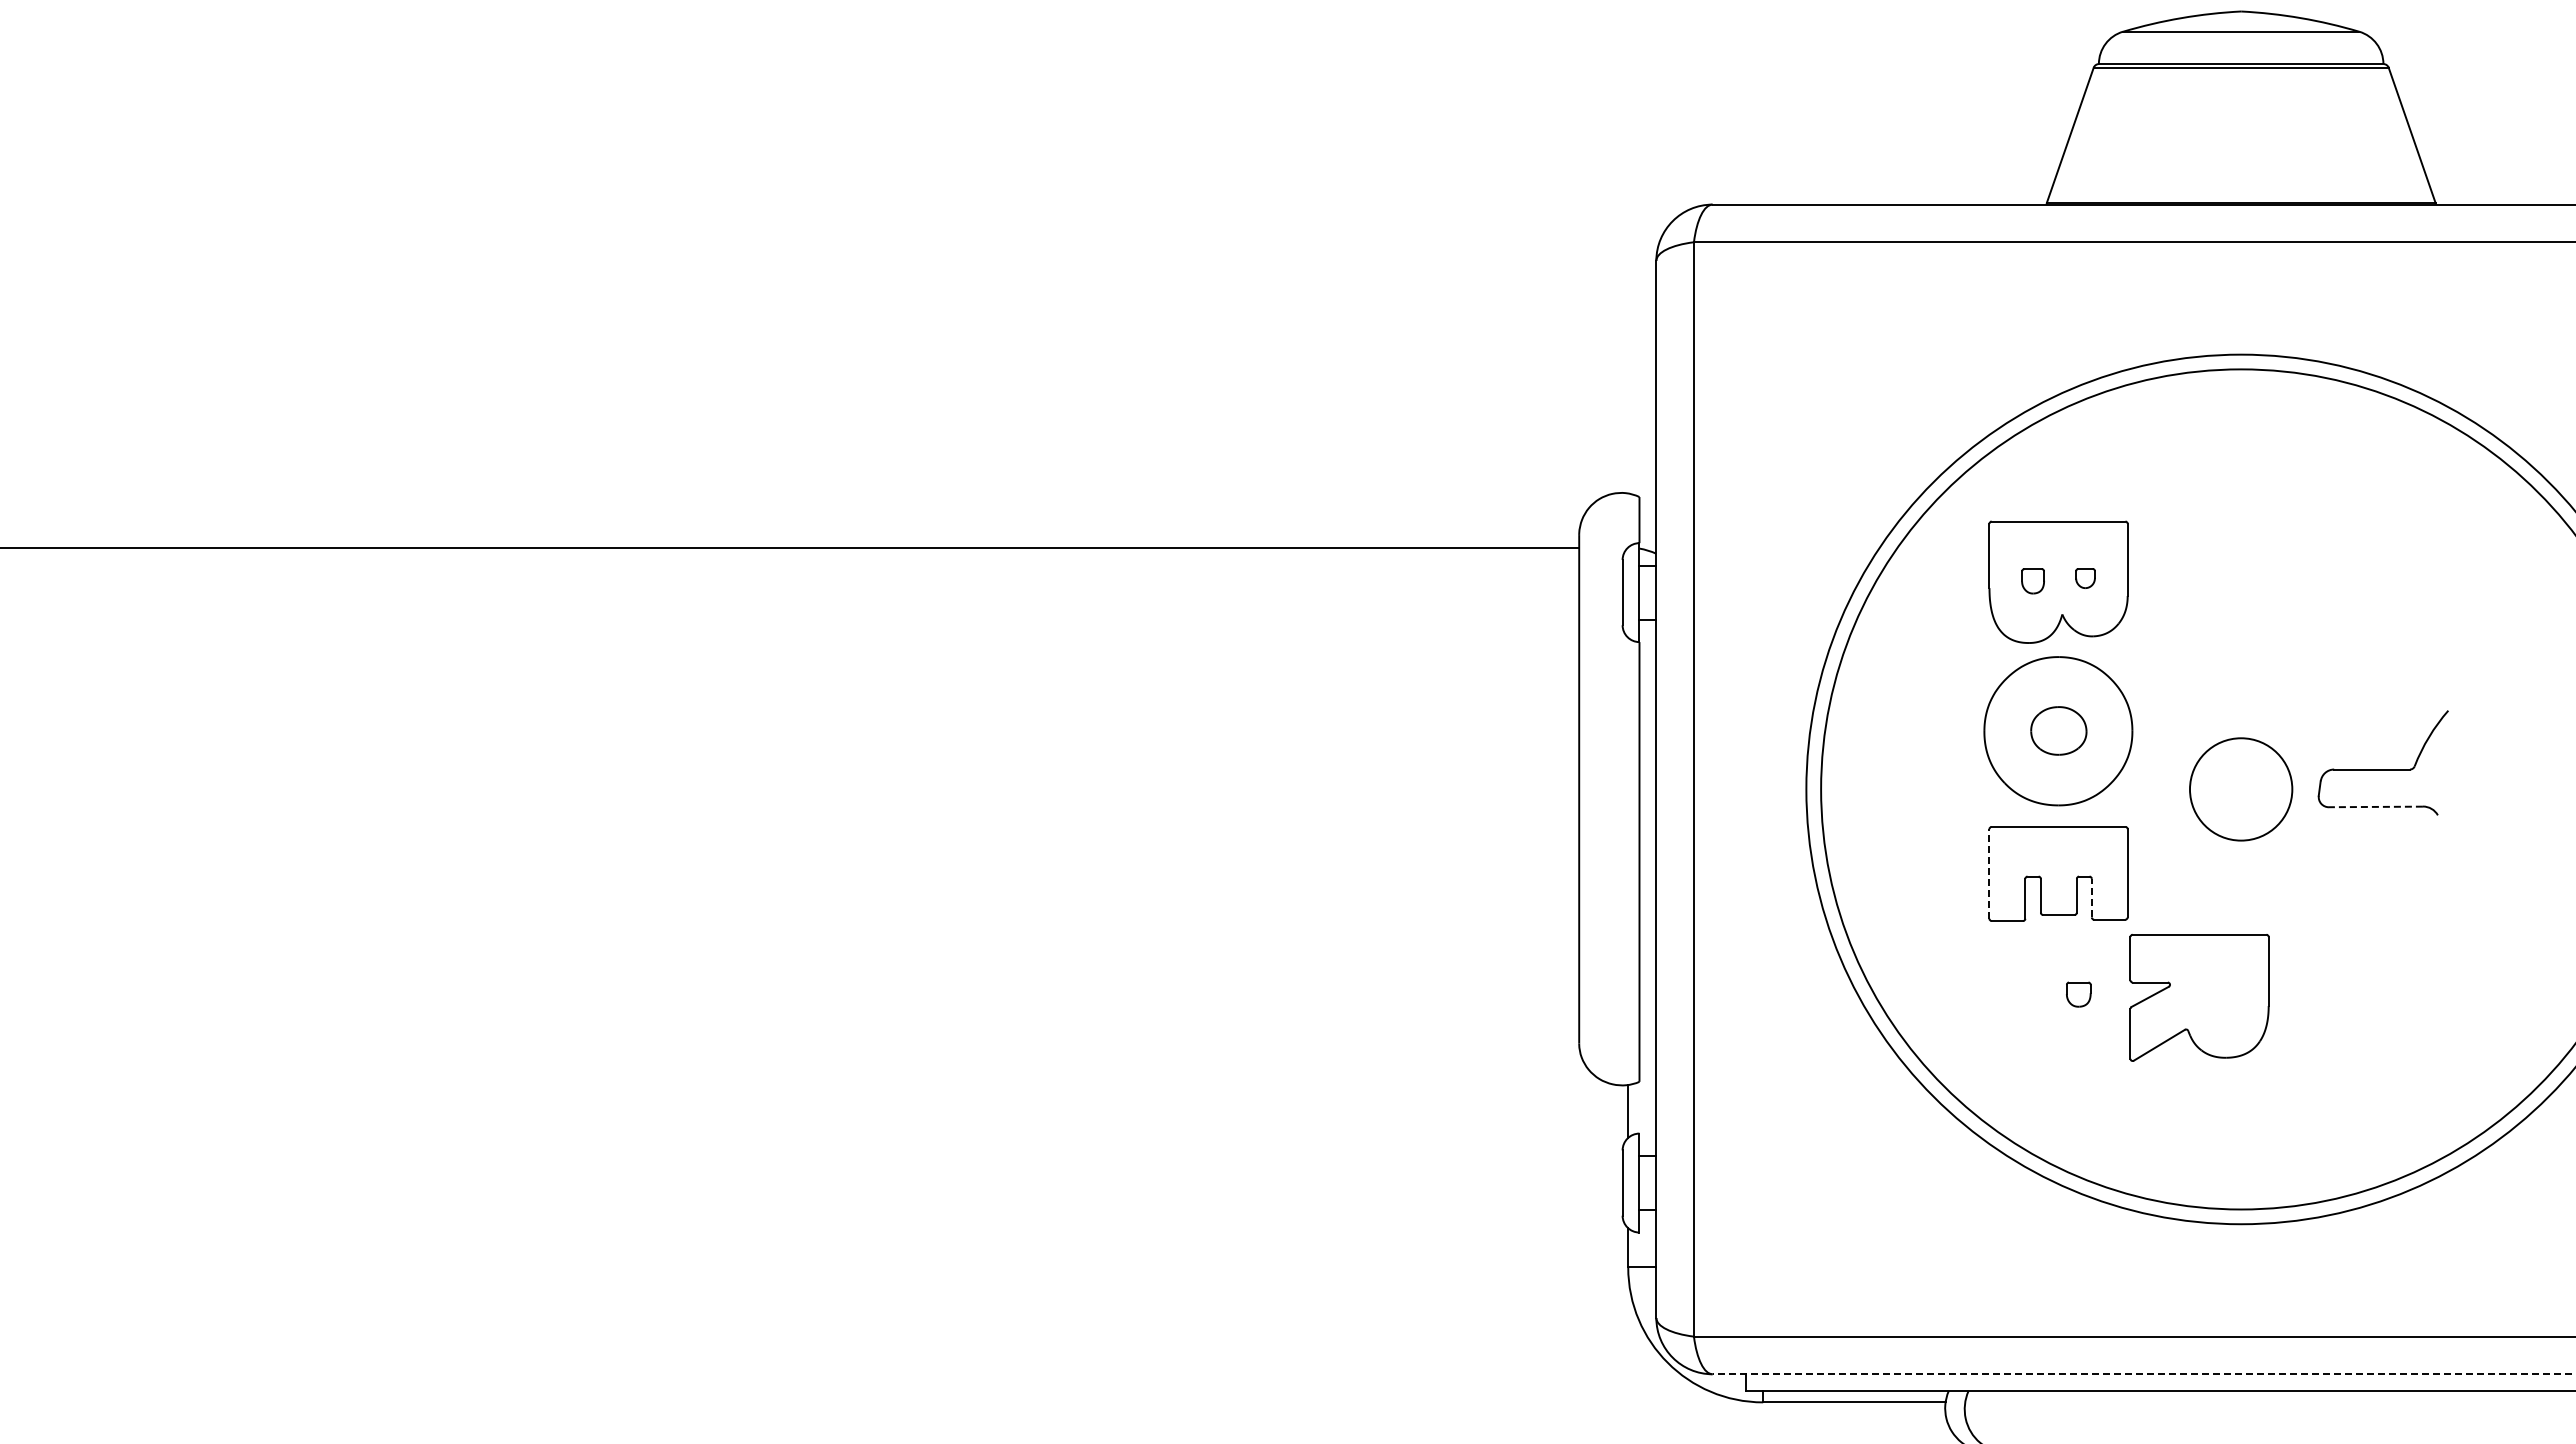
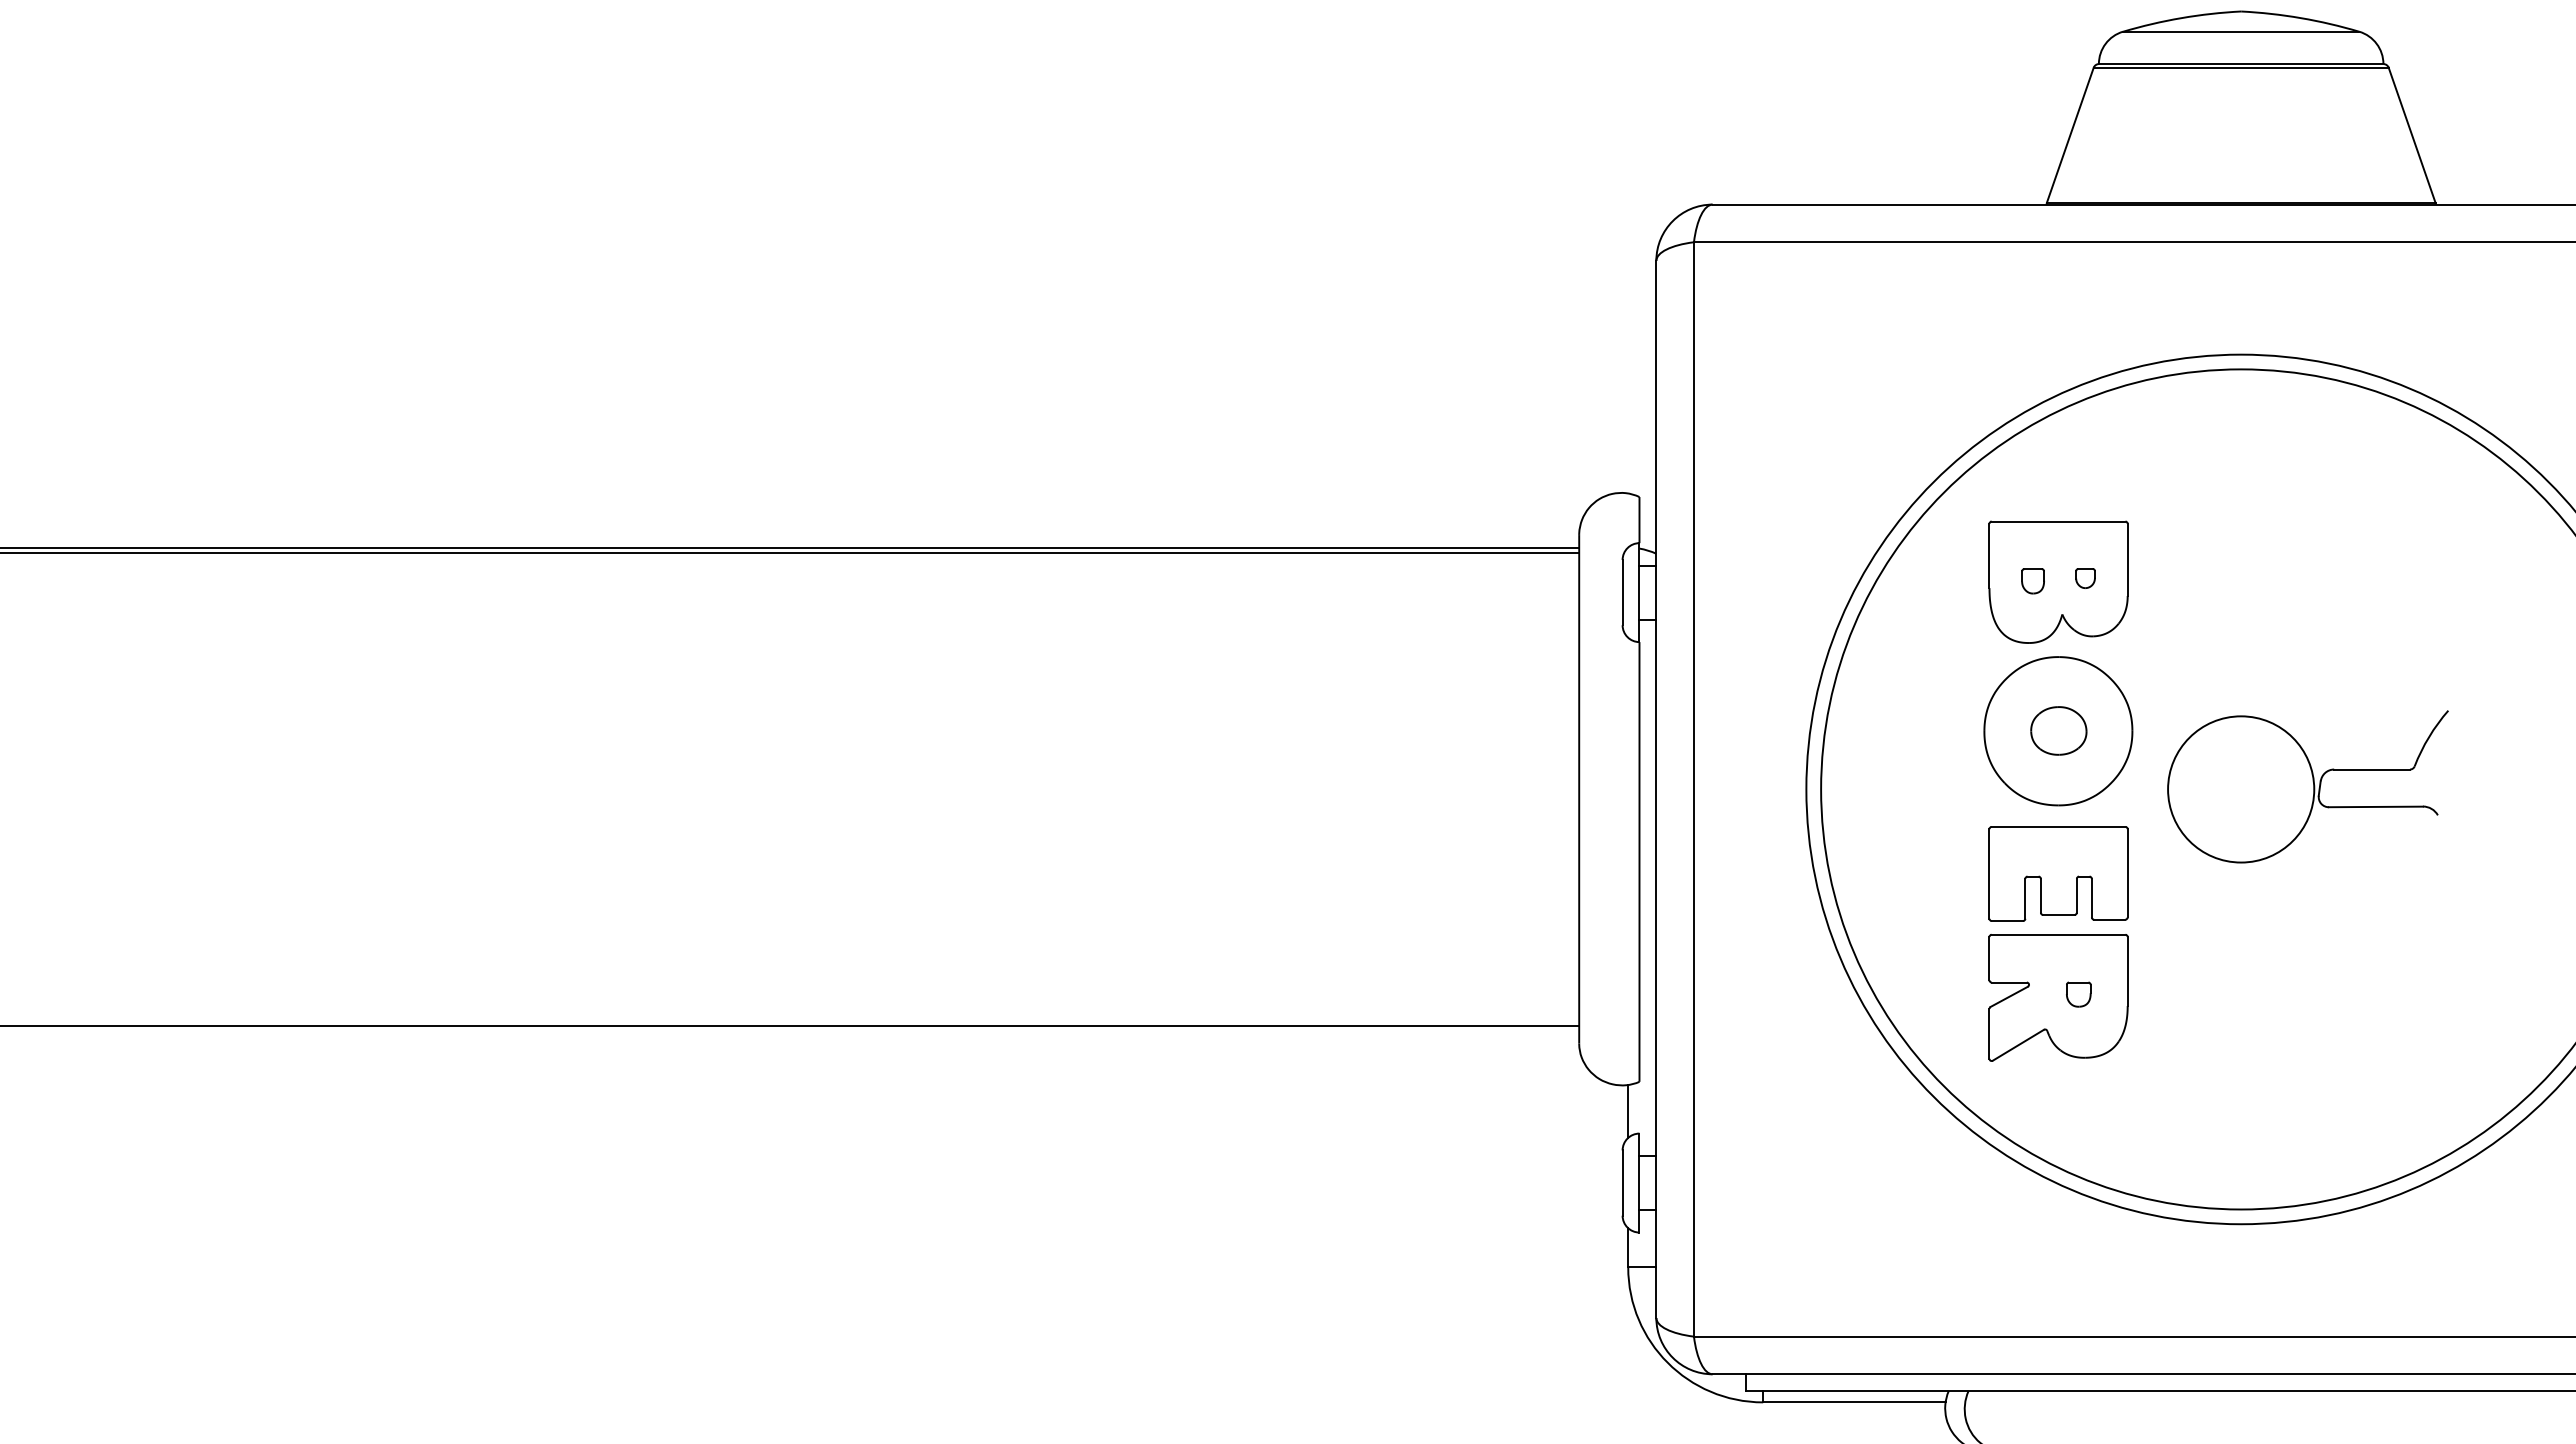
line: none -> present (790, 553)
circle diameter: 102 px -> 146 px (2241, 789)
line: dashed -> solid (2375, 806)
line: dashed -> solid (1989, 873)
line: dashed -> solid (2091, 897)
part position: (2199, 997) -> (2058, 997) (2058, 997)
line: none -> present (790, 1025)
line: dashed -> solid (2144, 1374)
